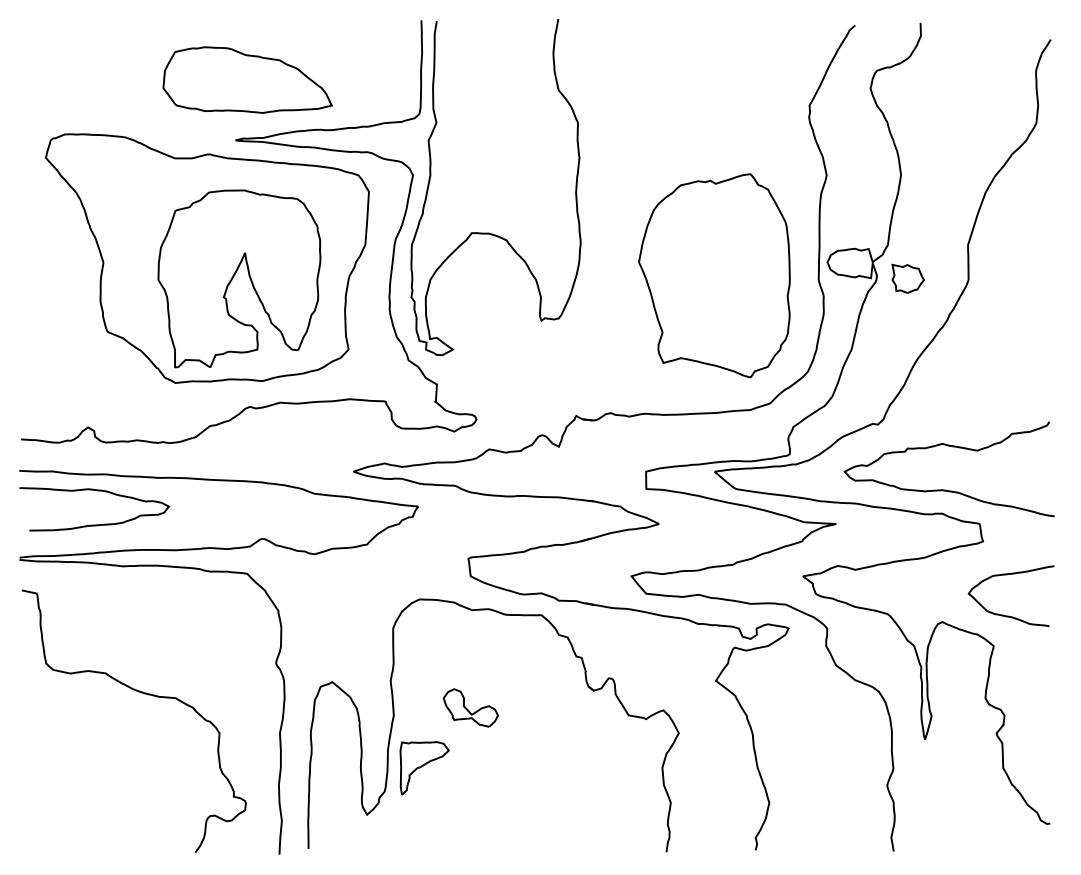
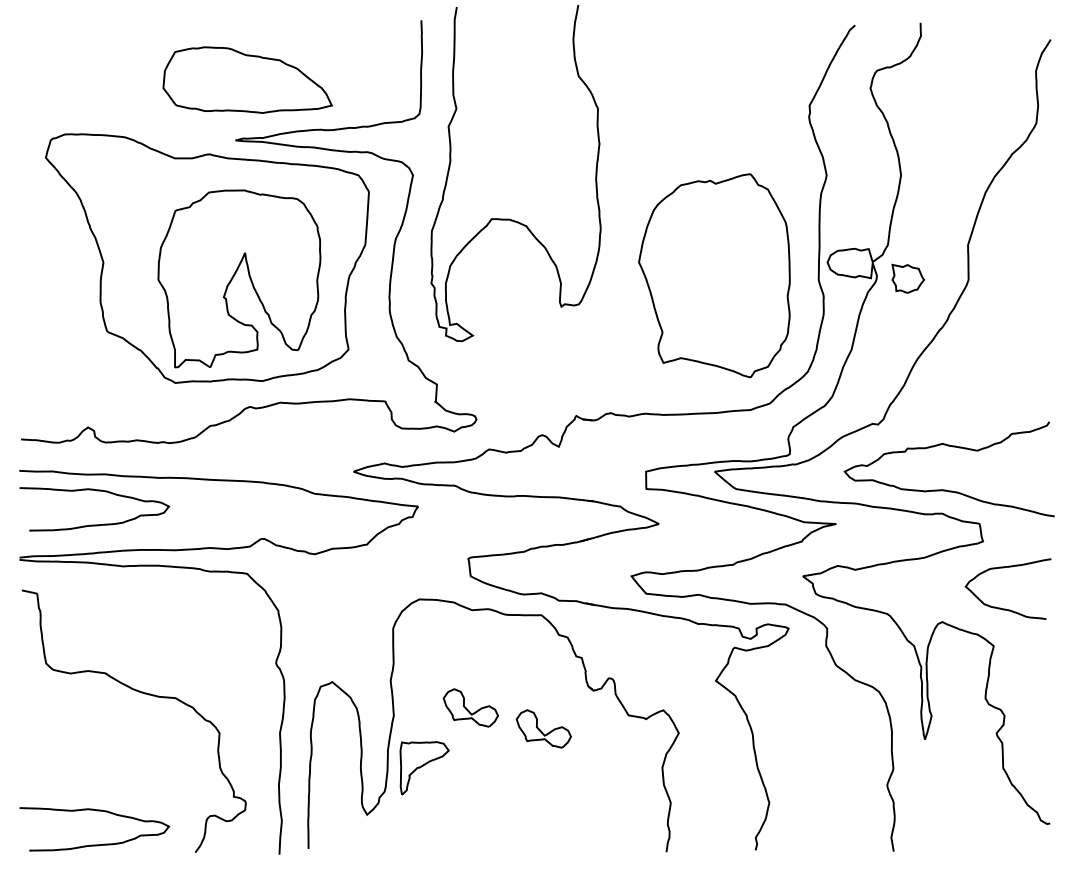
curve position: (489, 232) -> (509, 218) (509, 218)
curve position: (1008, 615) -> (1005, 608) (1005, 608)
part: none -> present (543, 728)
curve: none -> present (94, 844)
